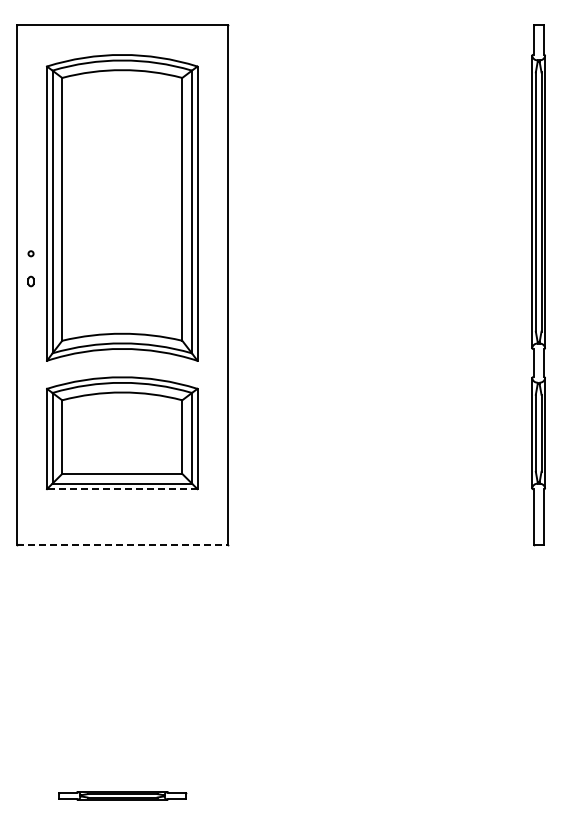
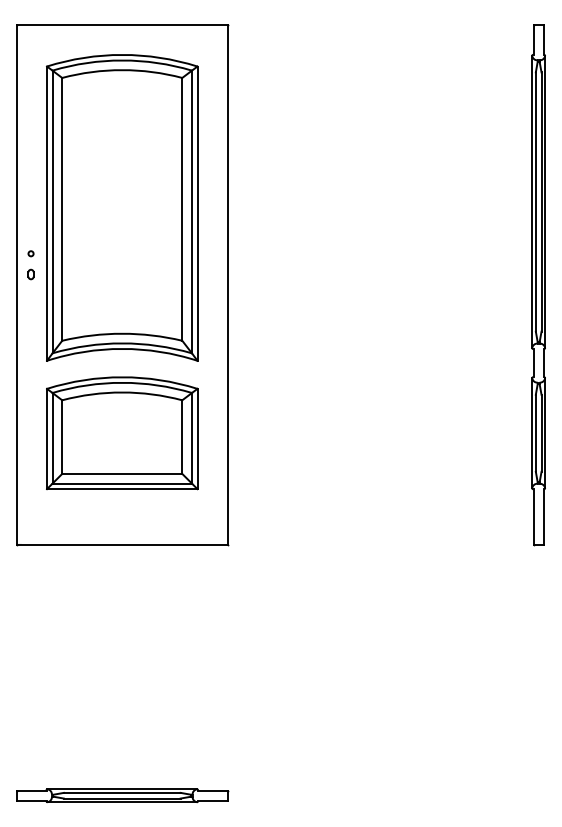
part position: (30, 281) -> (30, 274) (30, 274)
line: dashed -> solid (121, 489)
line: dashed -> solid (122, 544)
part size: 130x10 px -> 214x16 px (122, 795)
